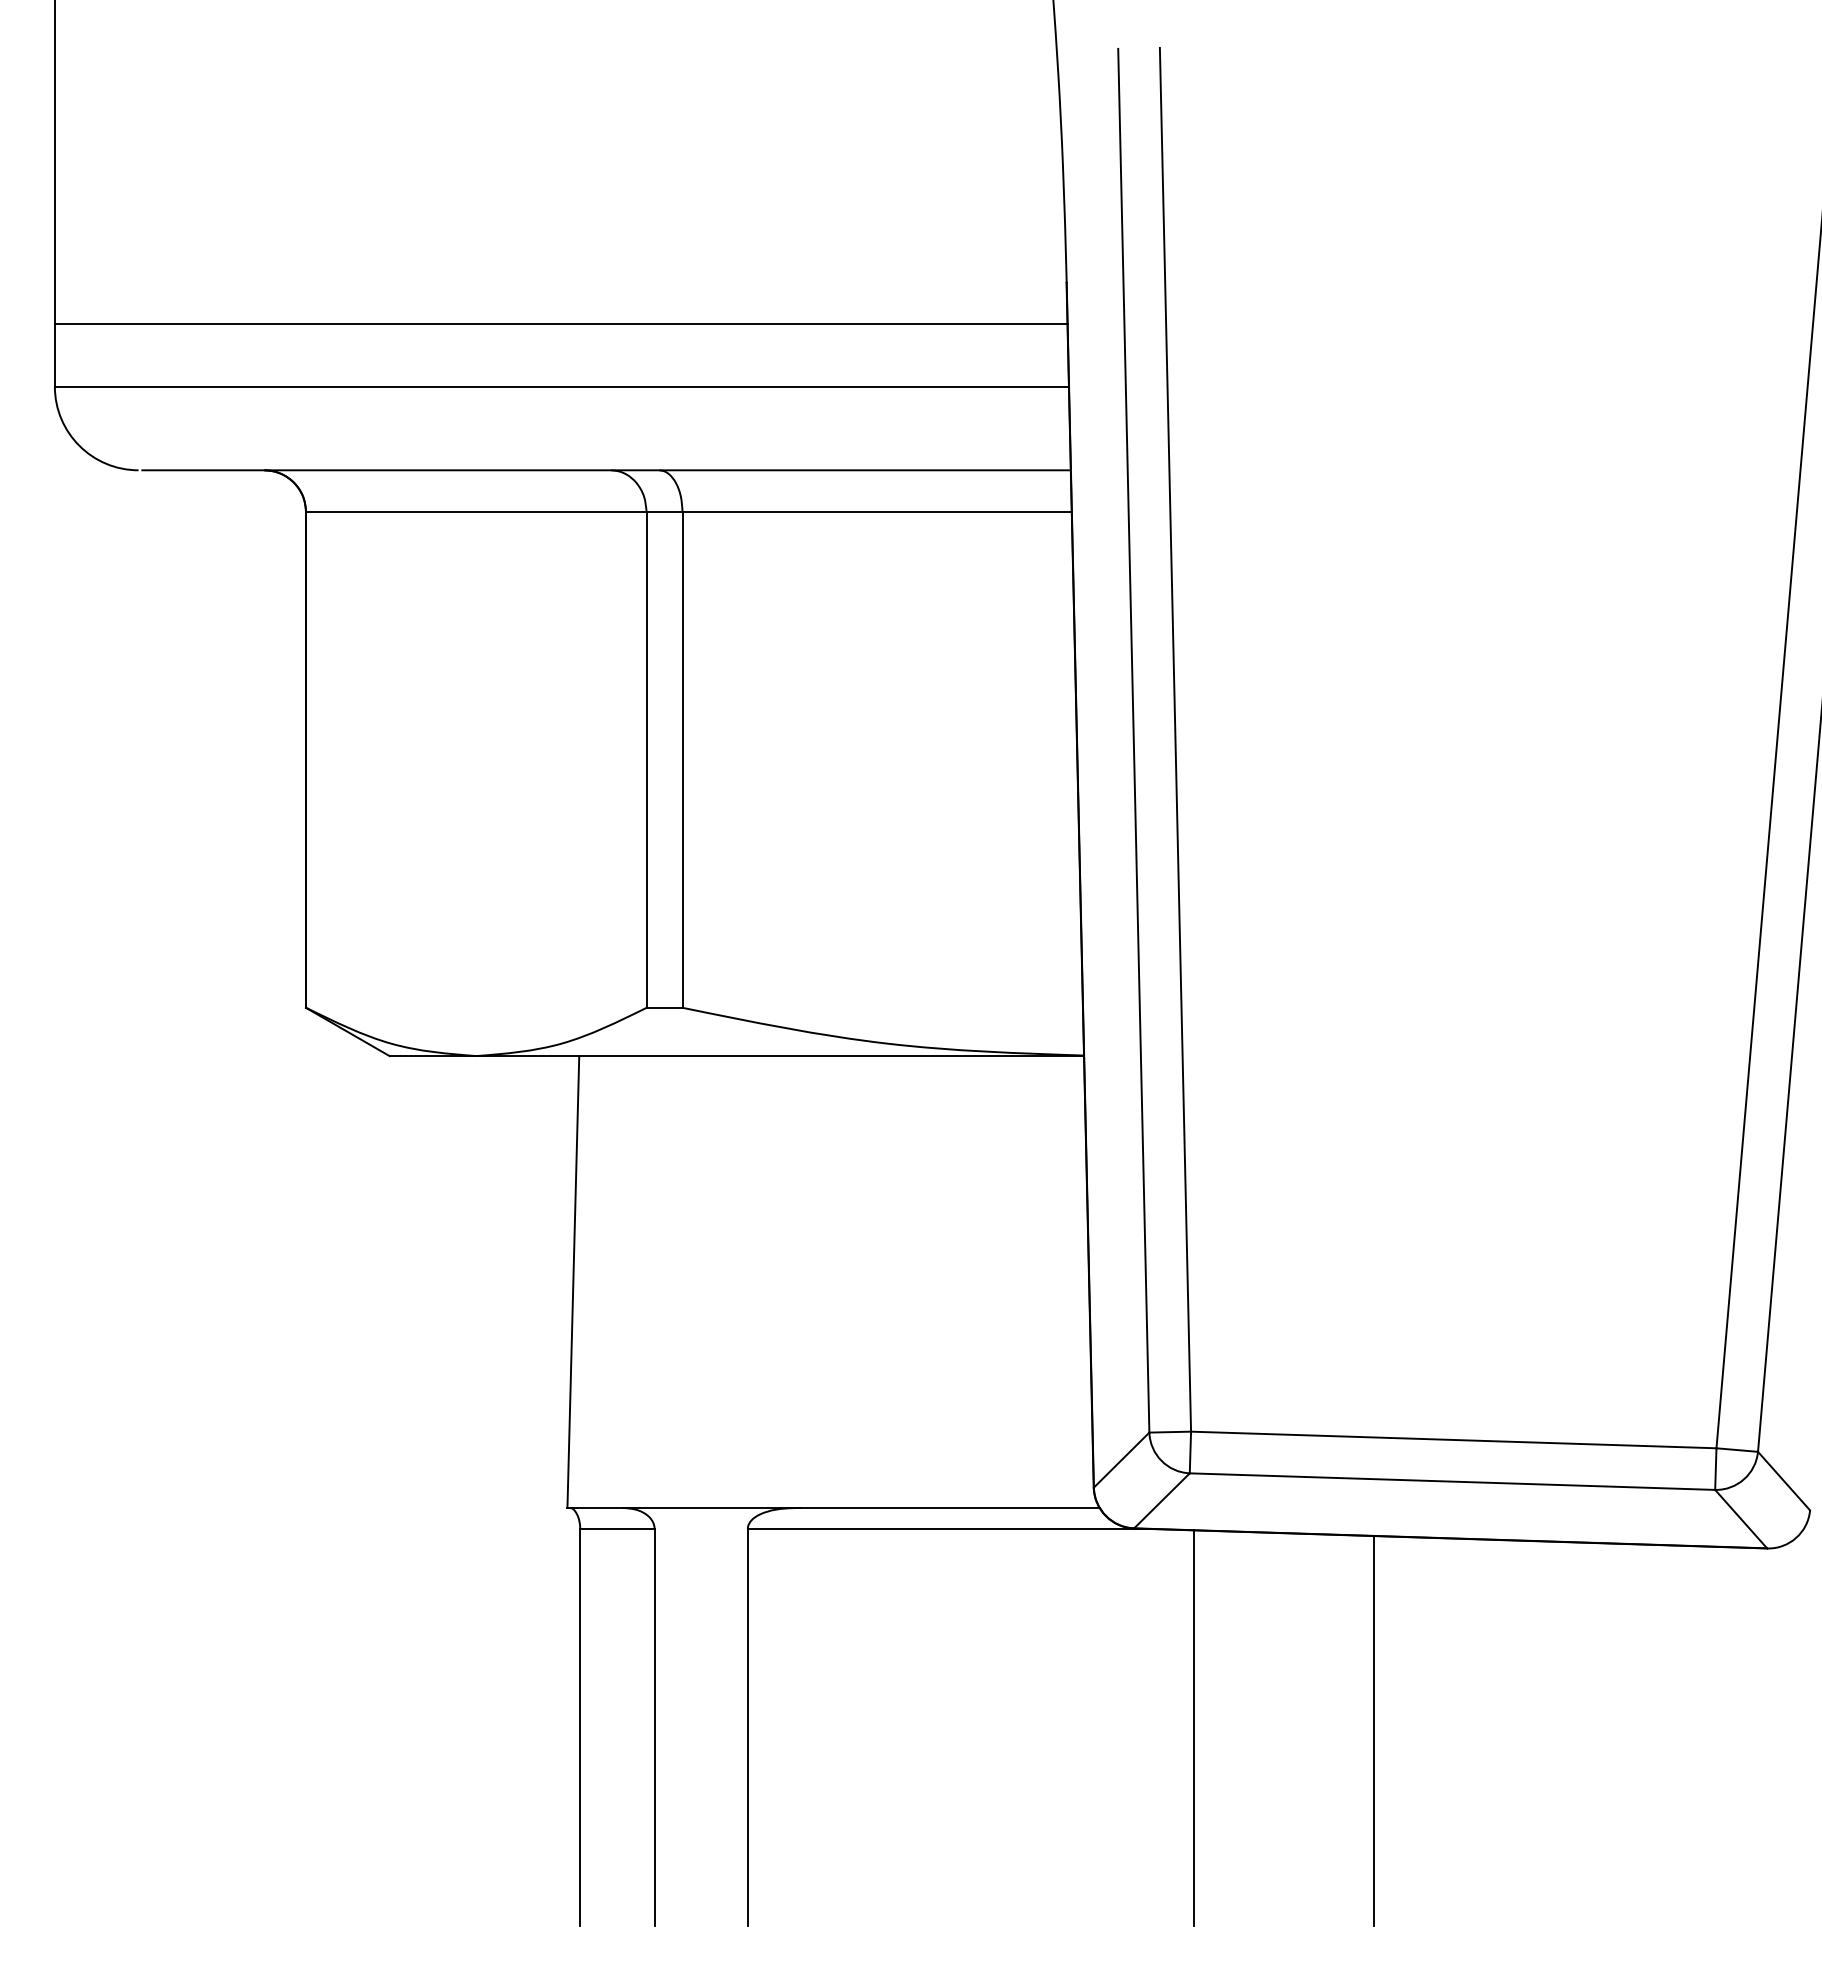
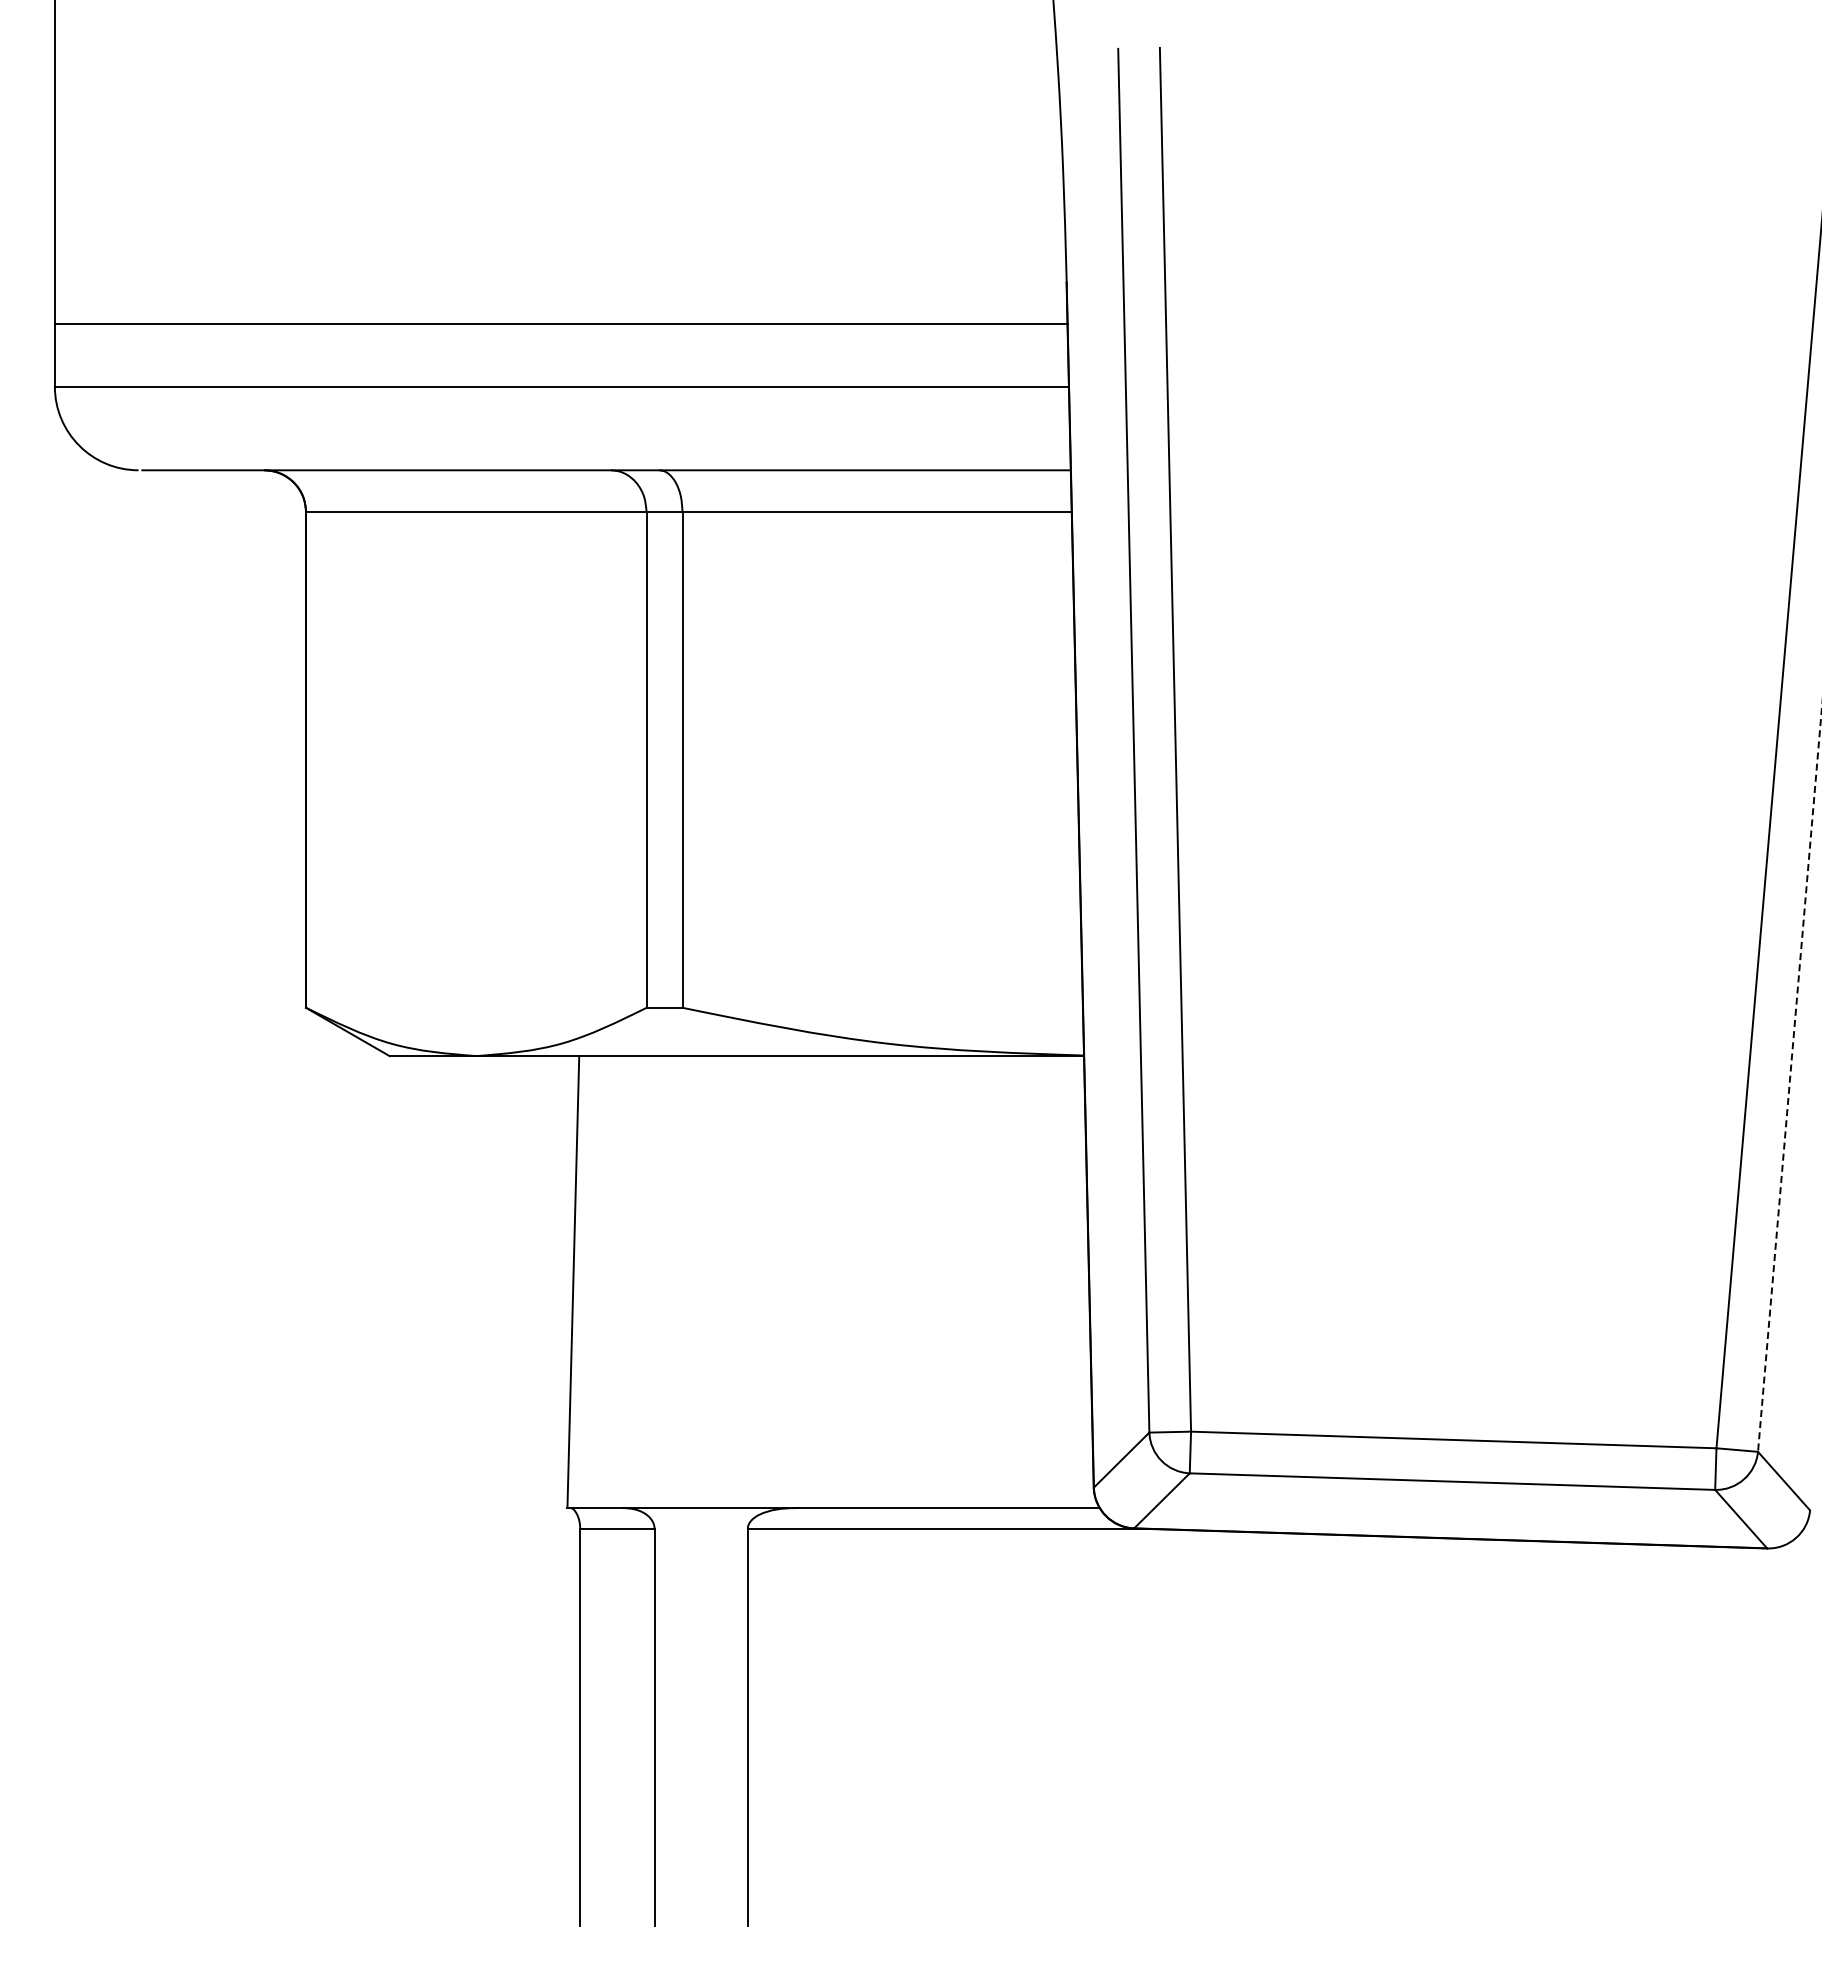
line: solid -> dashed (1789, 1080)
line: present -> none (1193, 1728)
line: present -> none (1373, 1731)
